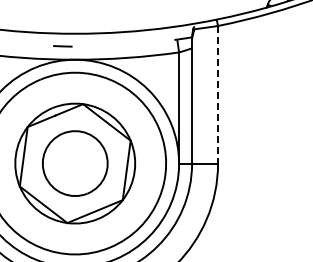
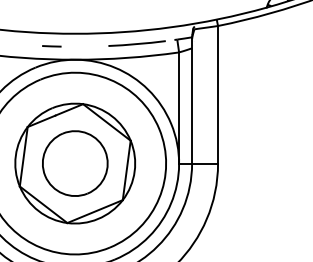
line: none -> present (136, 43)
line position: (62, 46) -> (51, 46) (51, 46)
line: dashed -> solid (218, 94)
